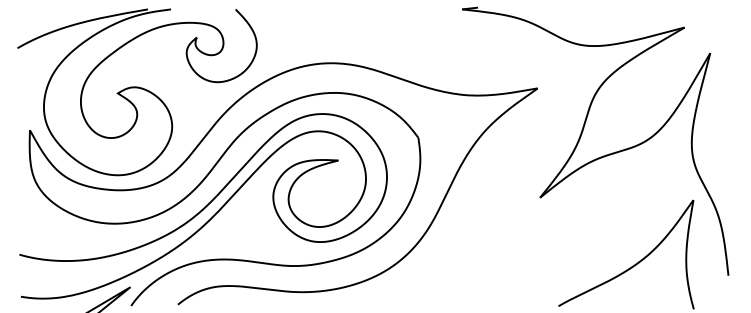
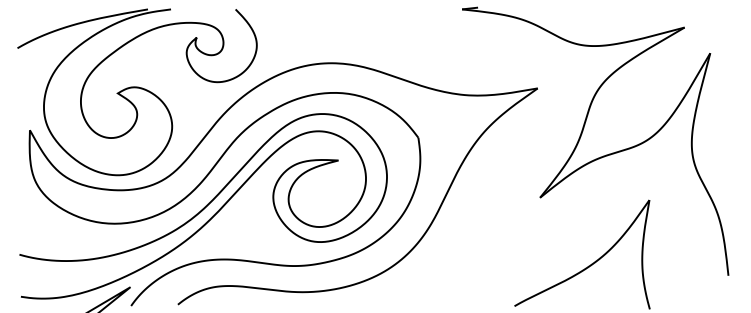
part position: (632, 265) -> (588, 265) (588, 265)
